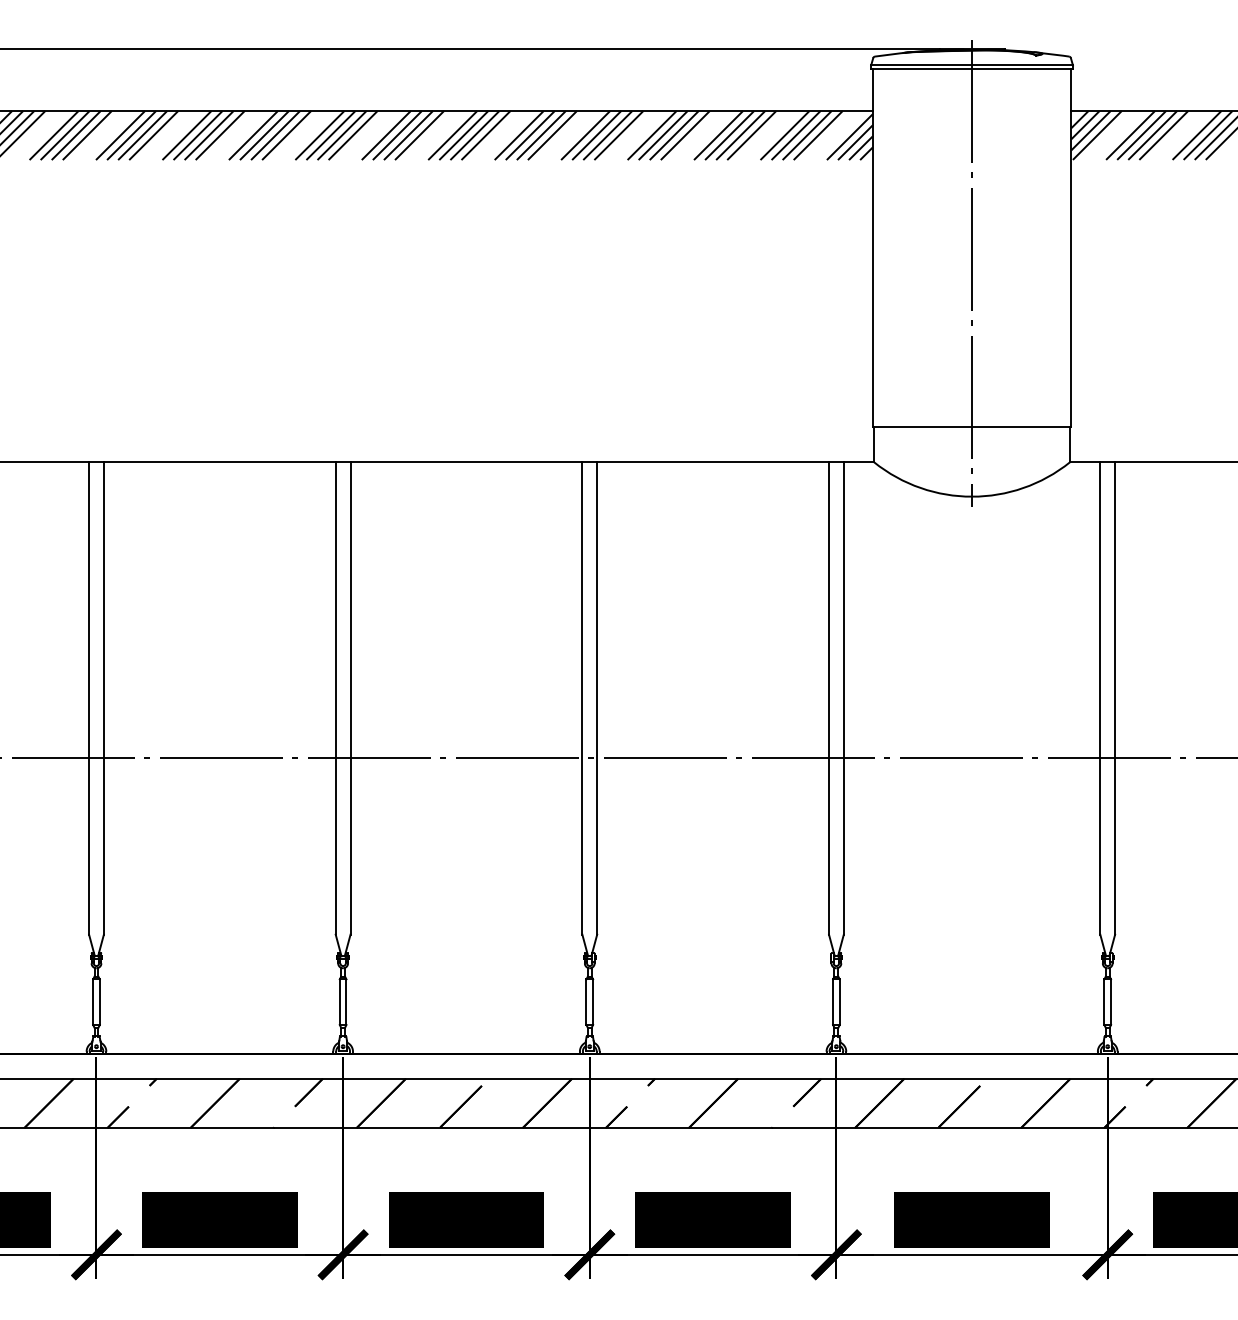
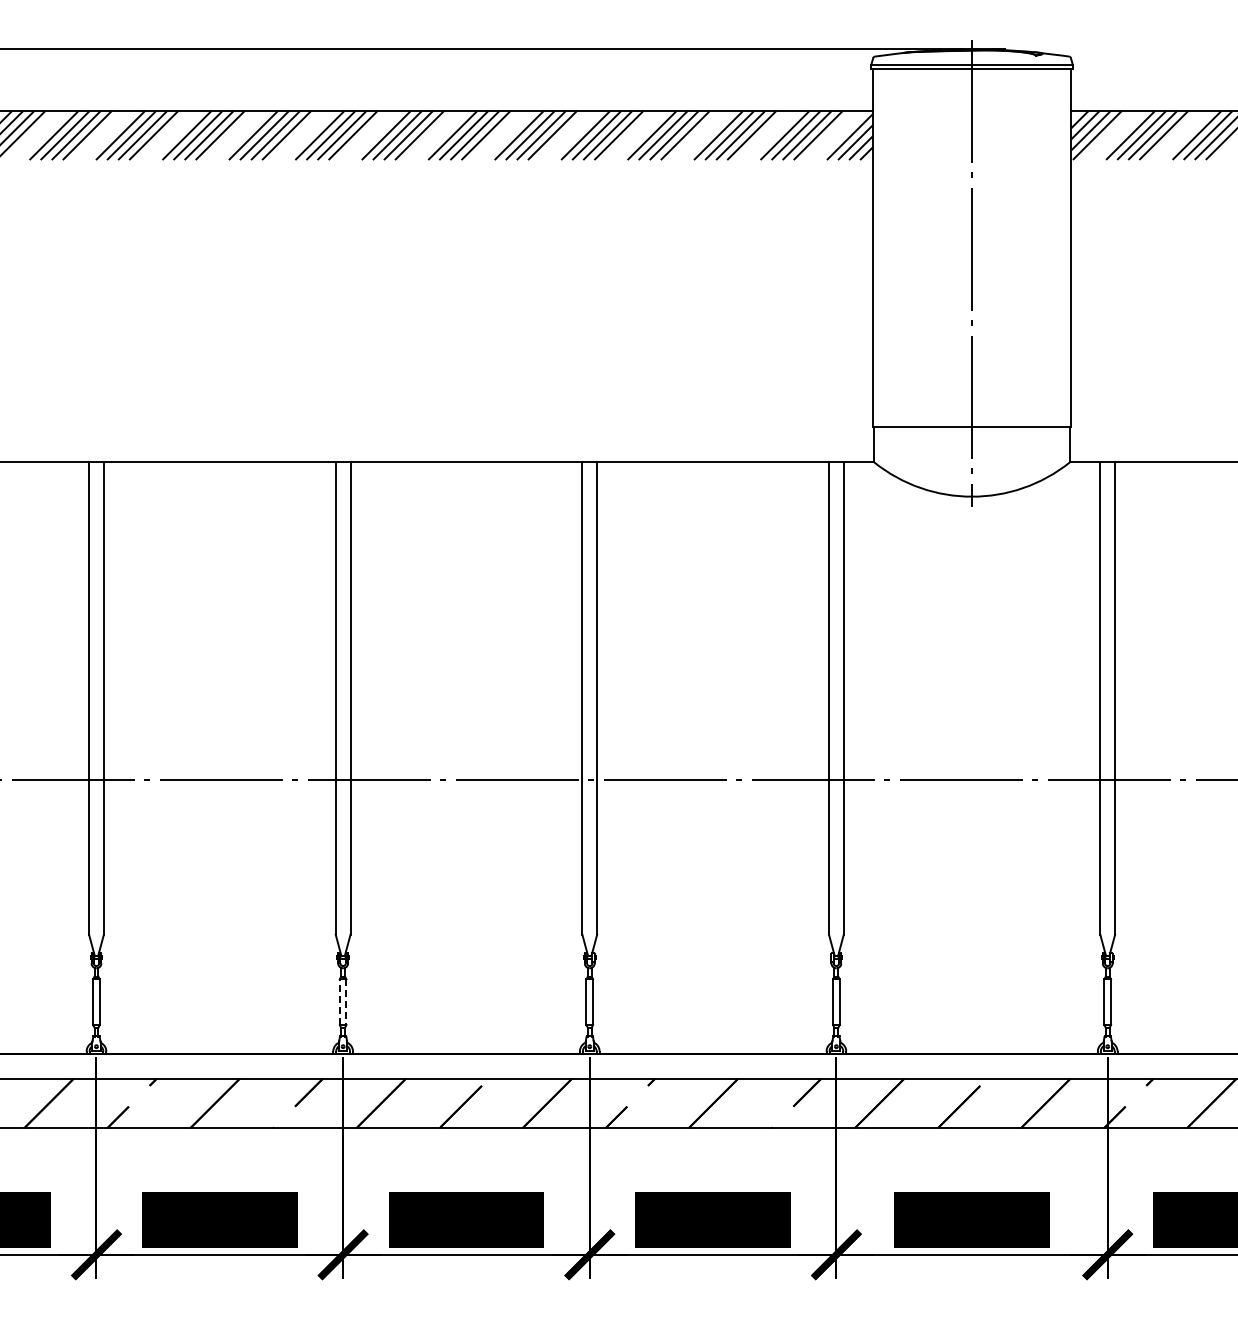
line position: (618, 758) -> (618, 780) (618, 780)
line: solid -> dashed (339, 1002)
line: solid -> dashed (346, 1002)
